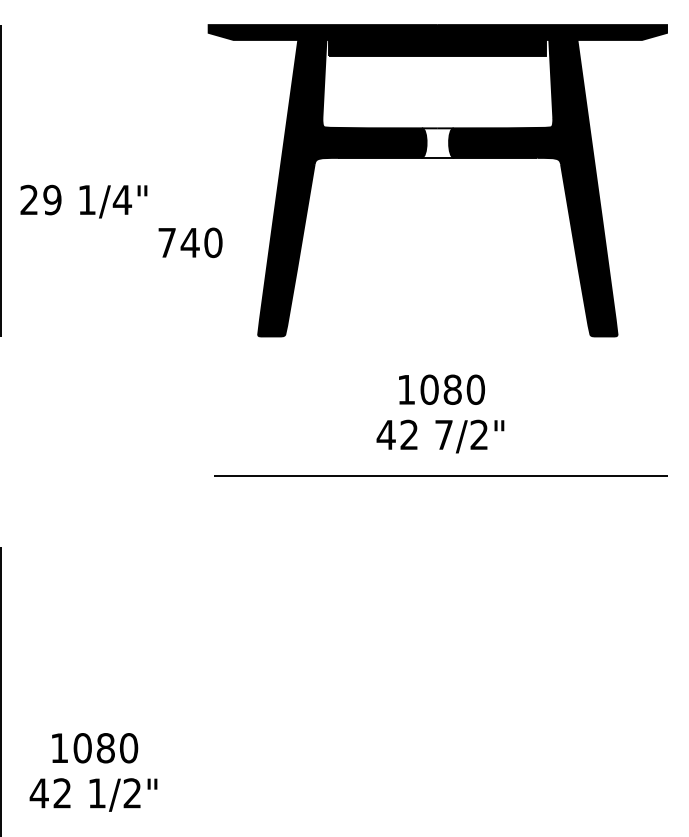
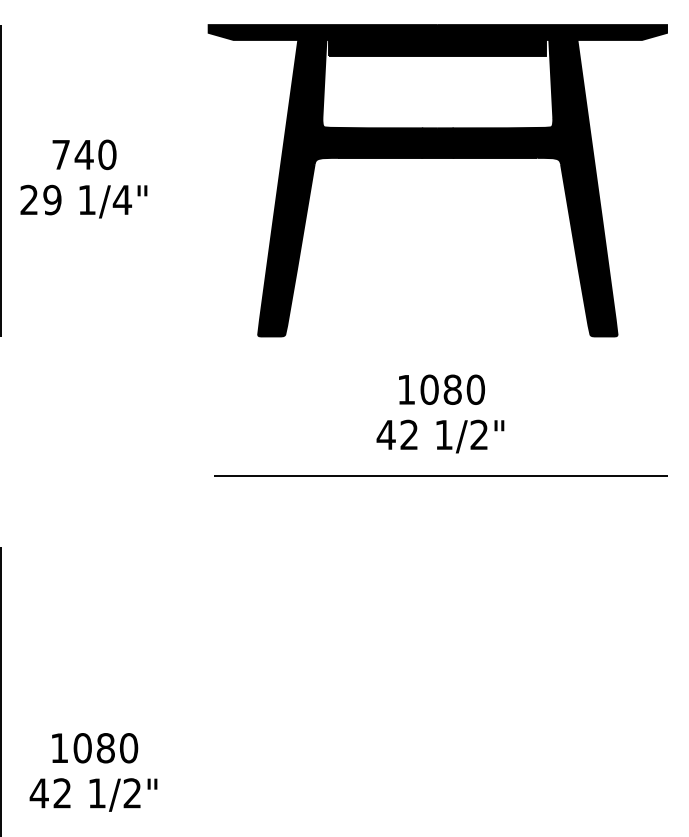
fill: none -> present (437, 142)
text position: (190, 242) -> (84, 154) (84, 154)
text: 7/2" -> 1/2" (443, 434)
